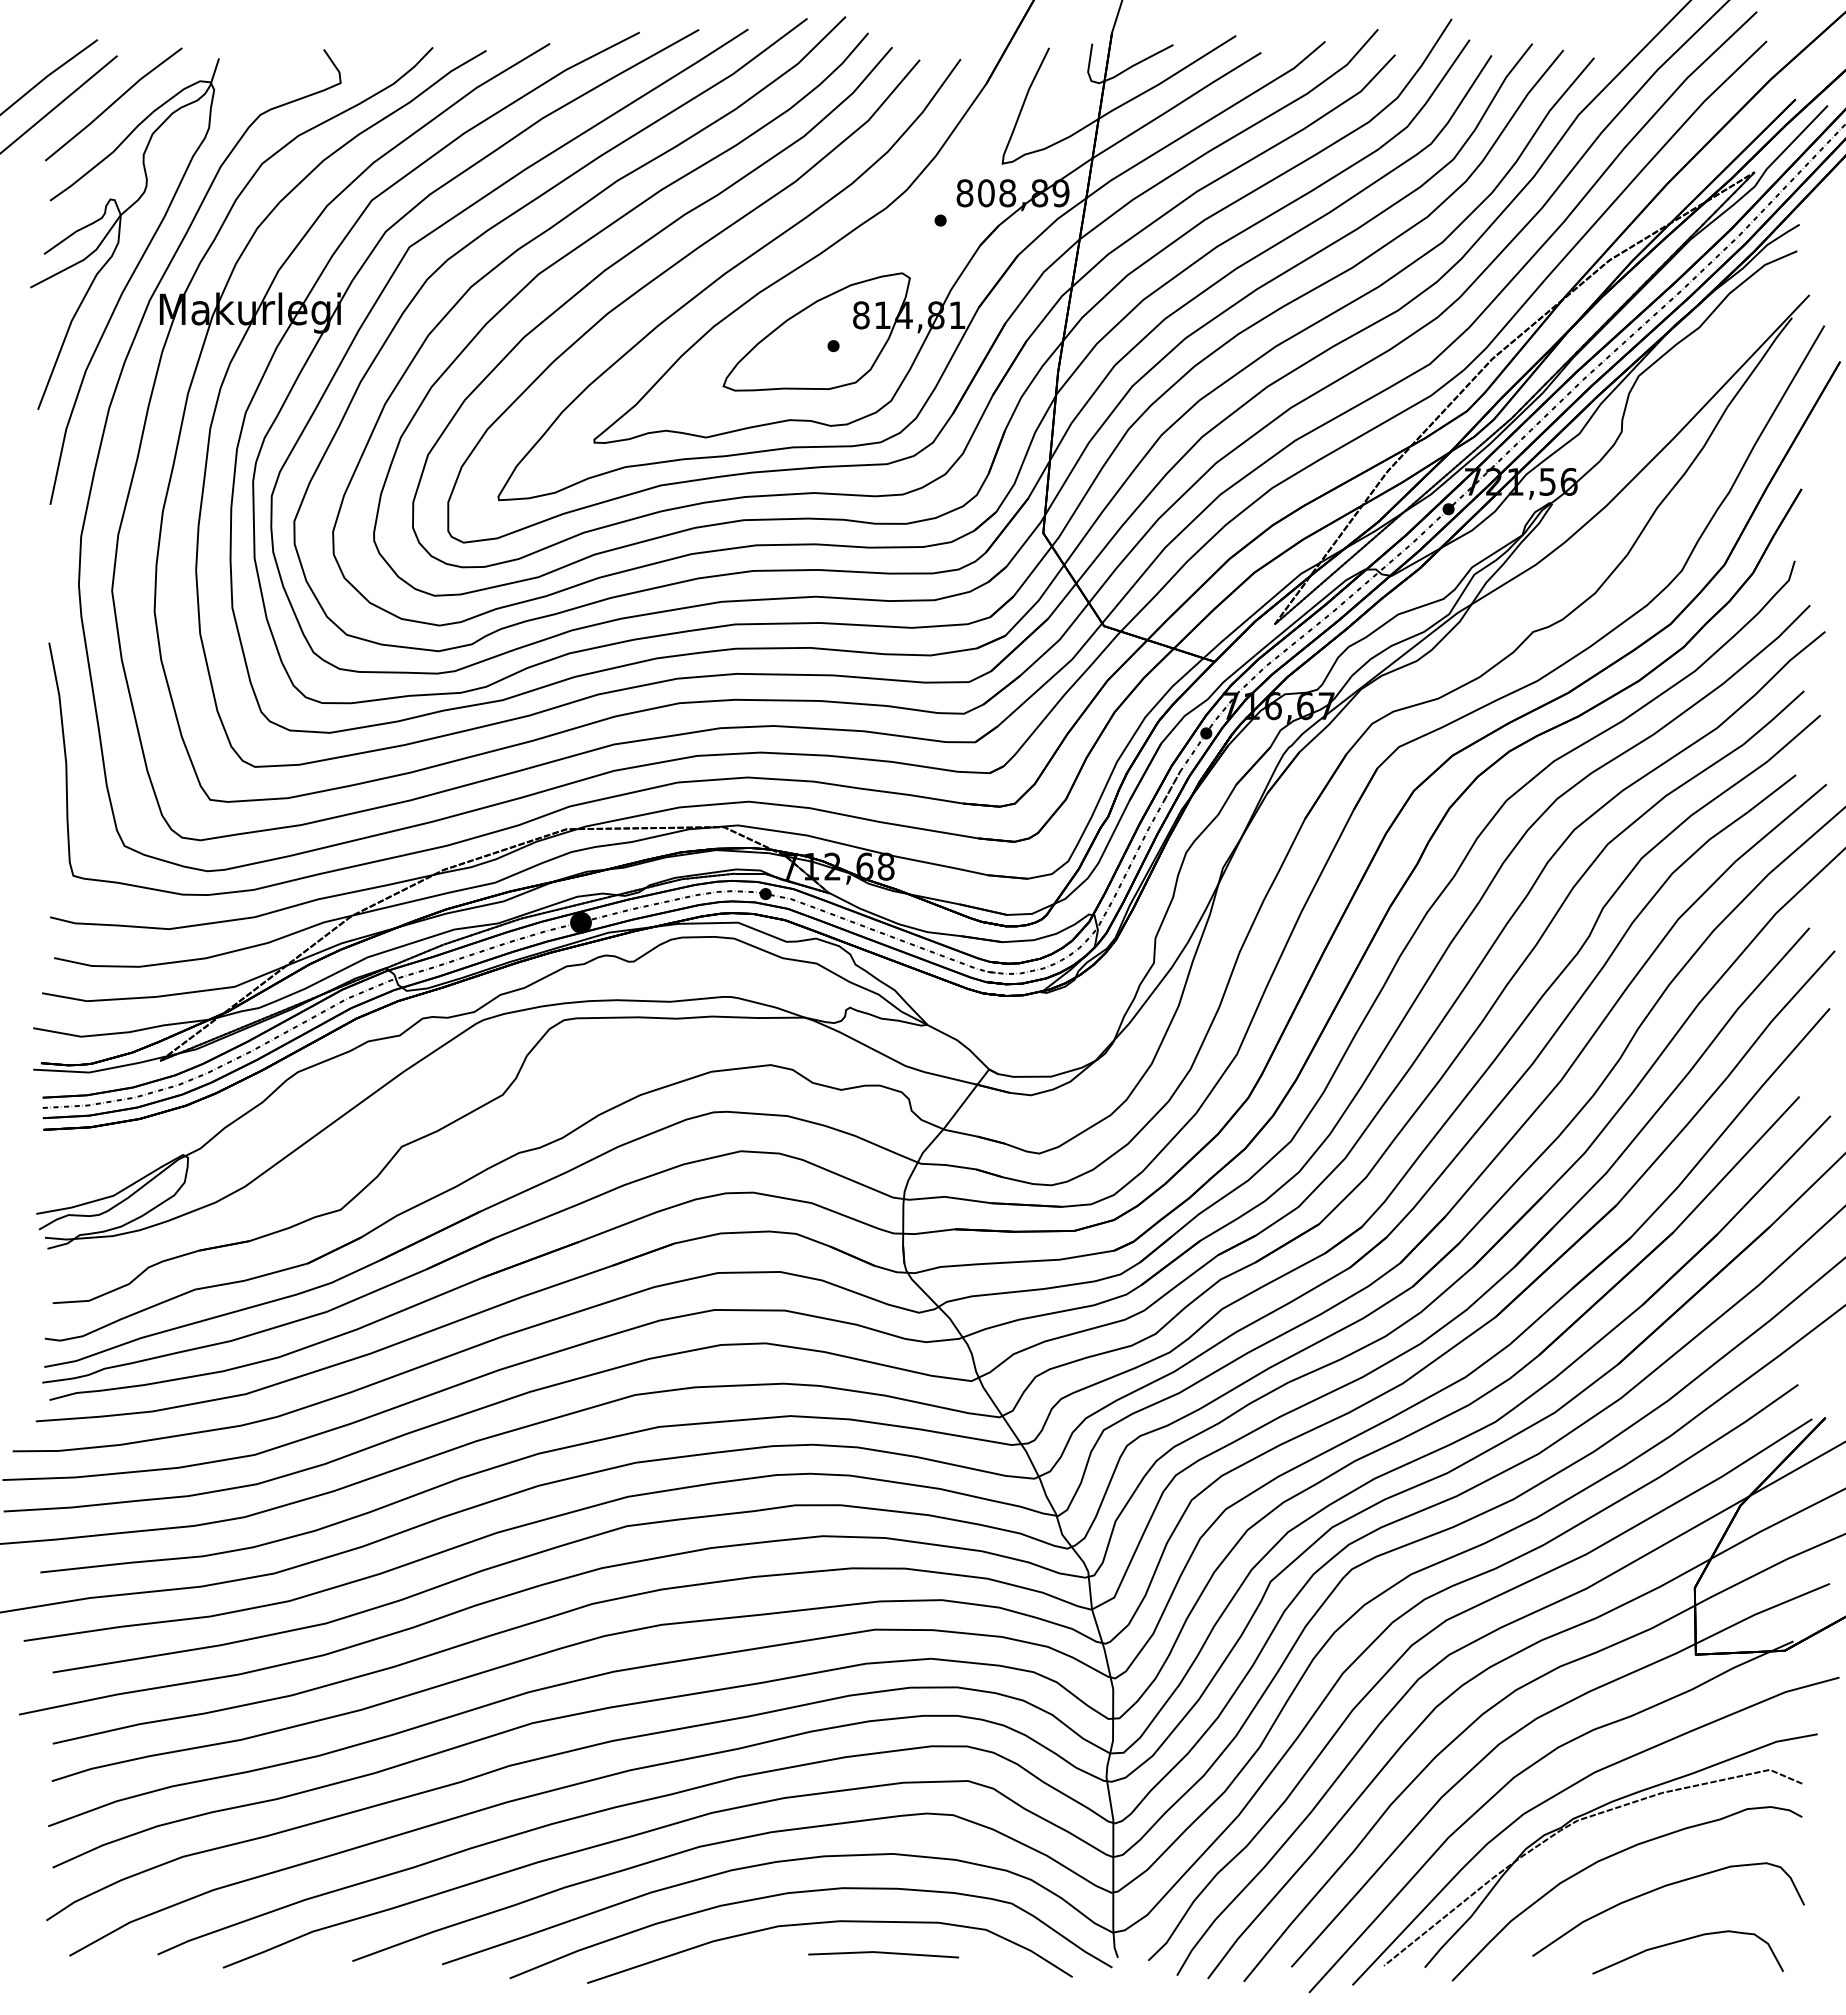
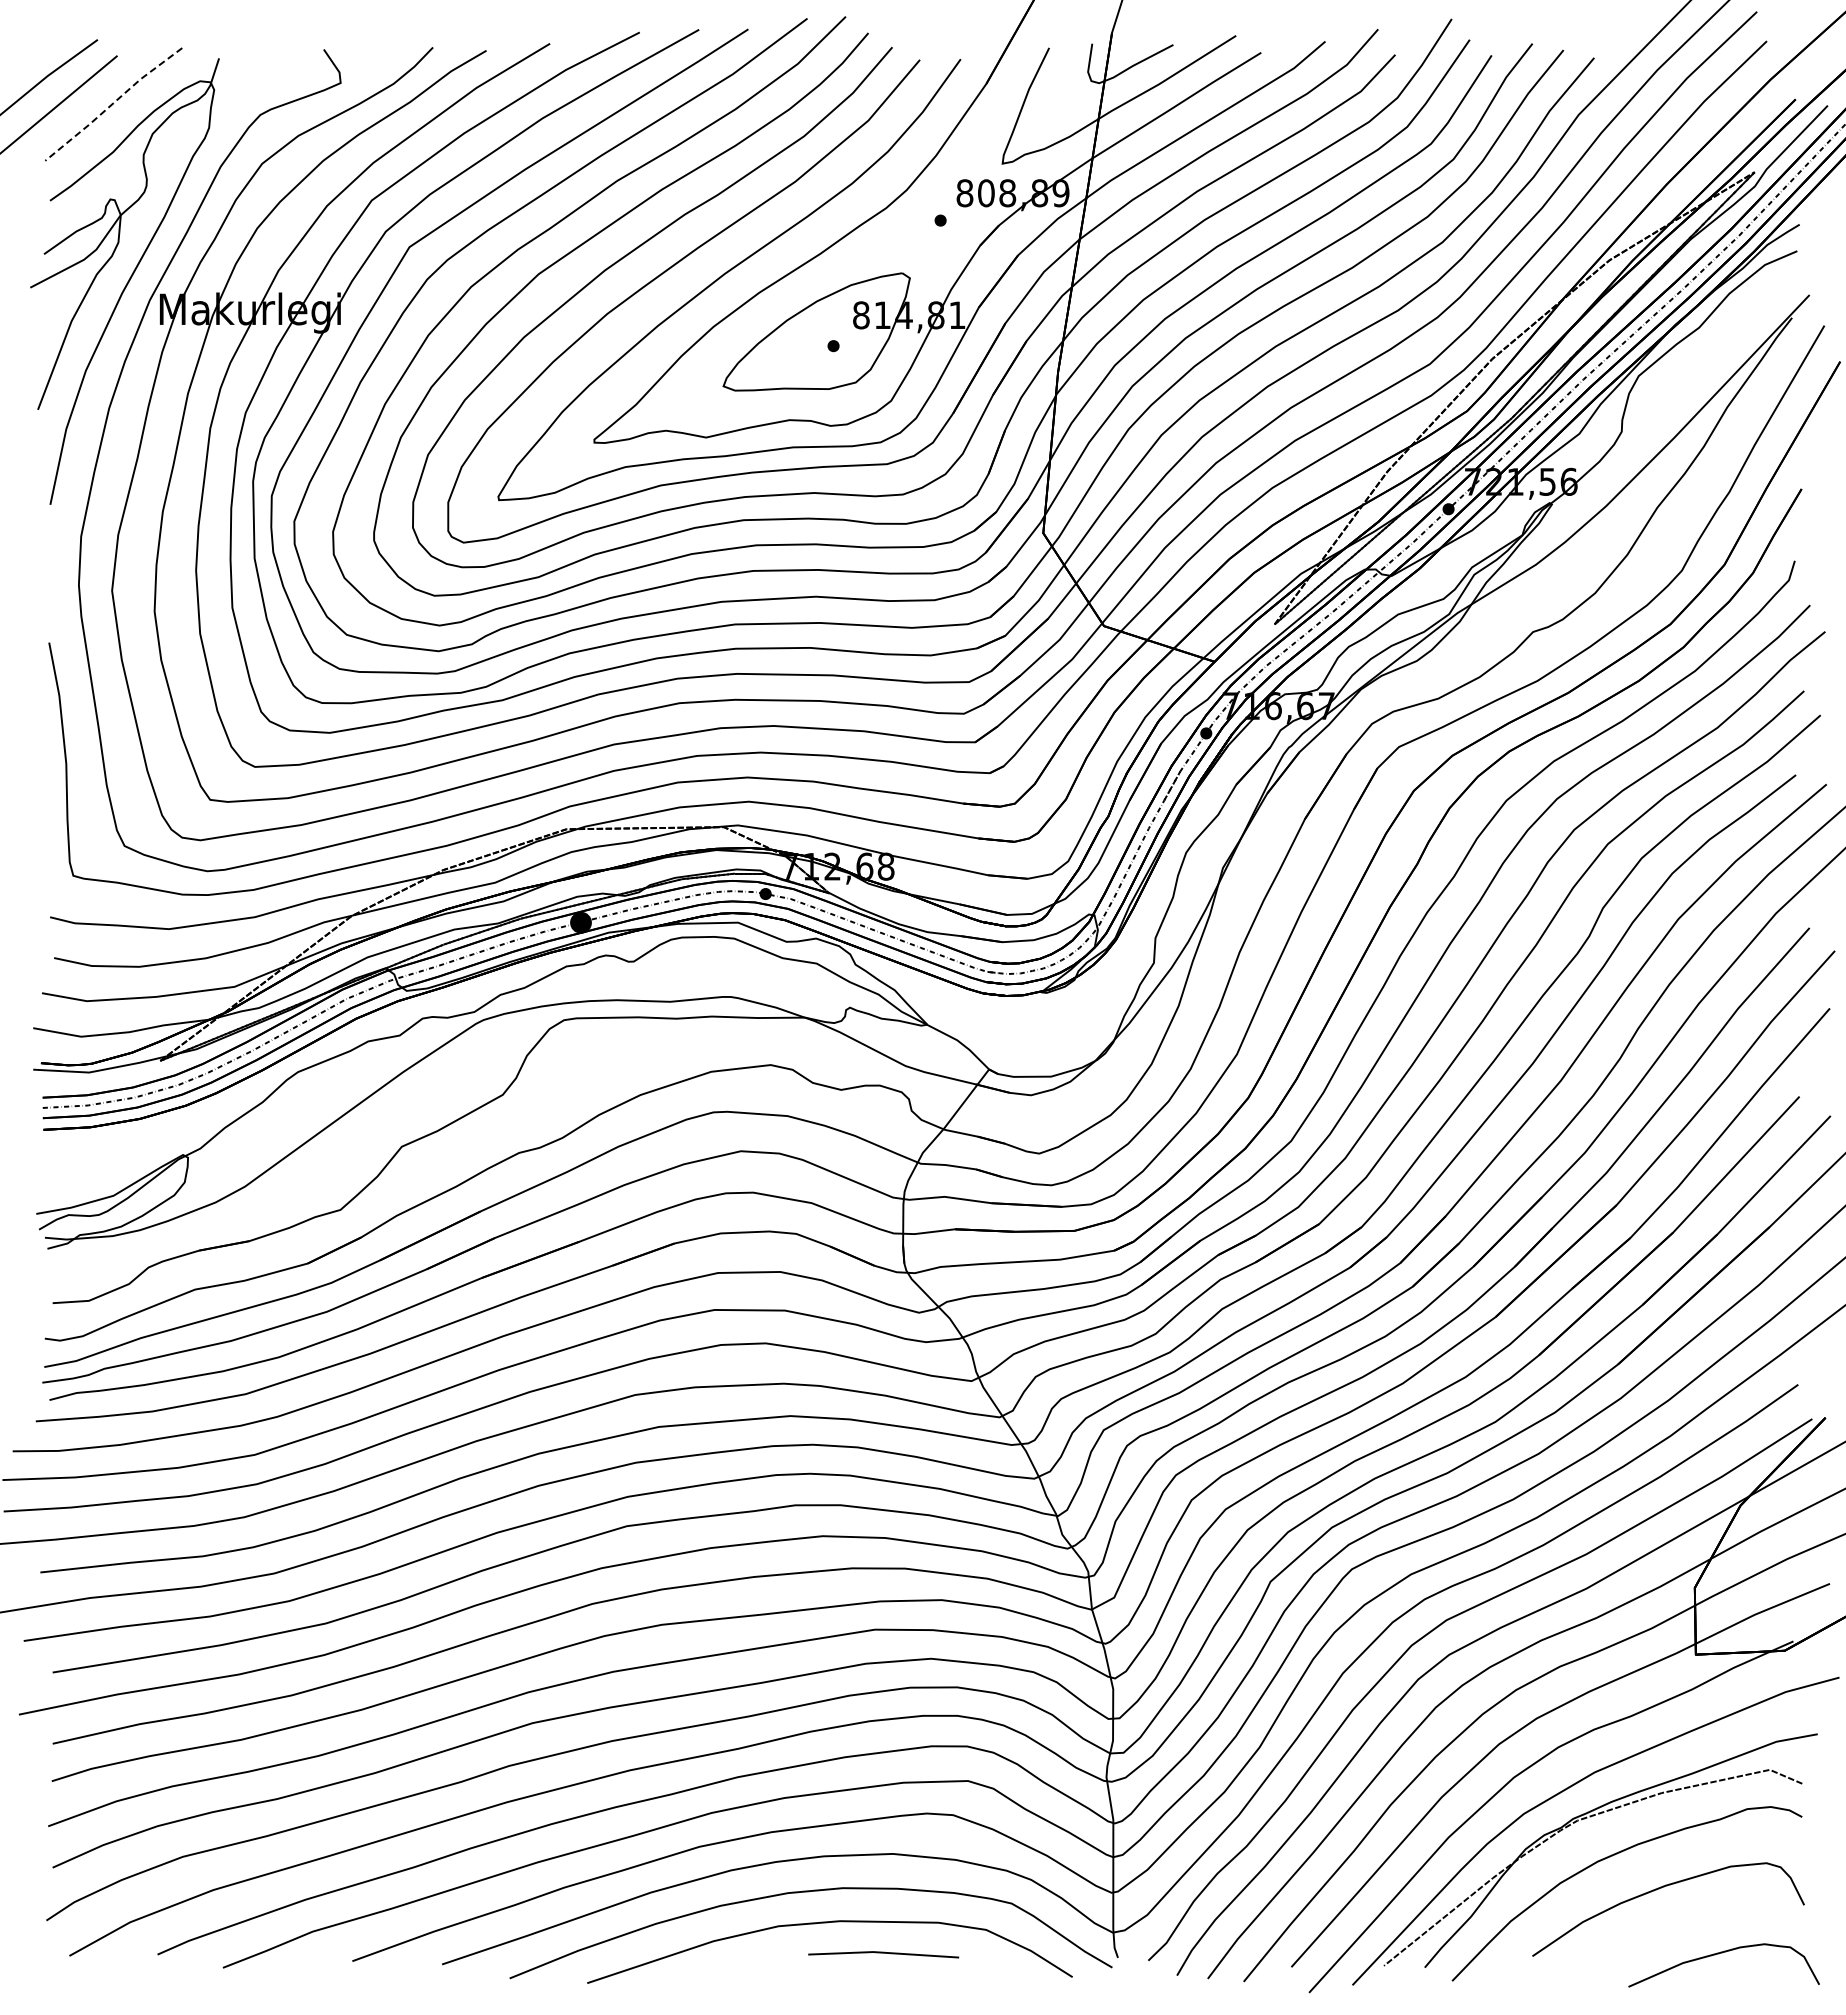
line: solid -> dashed (112, 104)
curve position: (1686, 1940) -> (1722, 1953) (1722, 1953)
